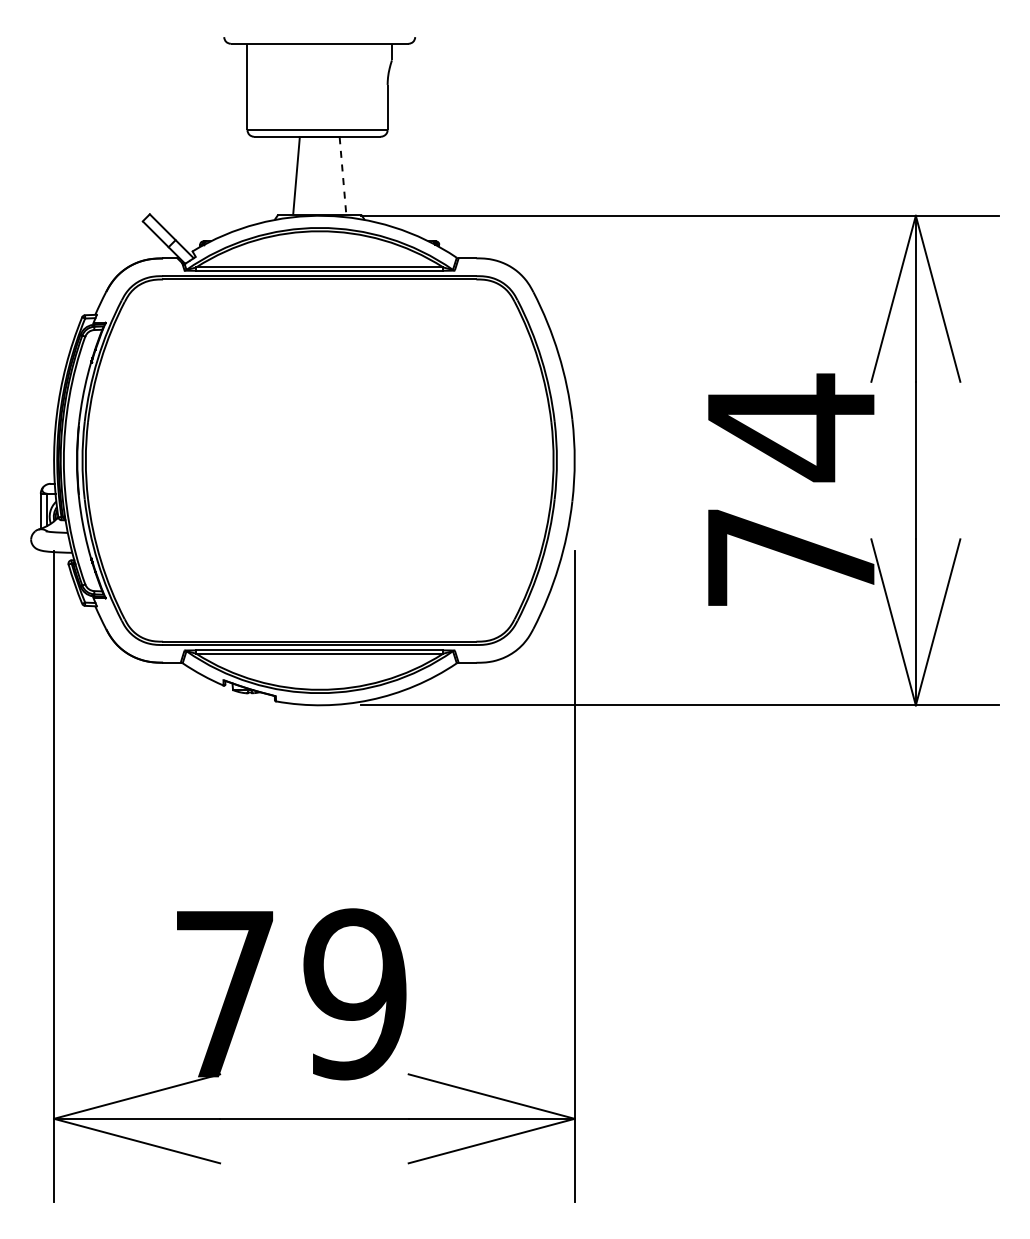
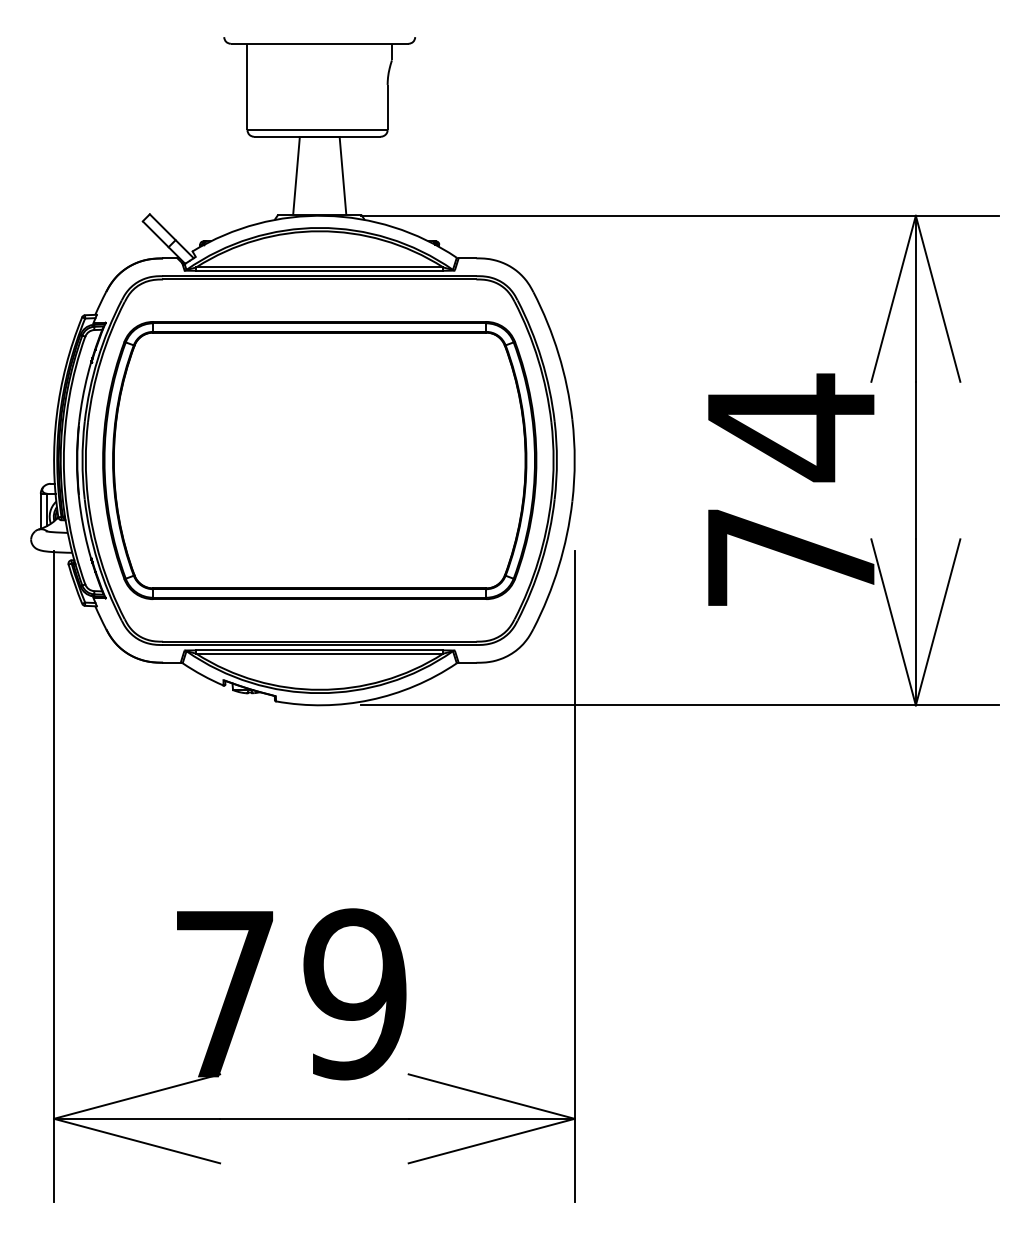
line: dashed -> solid (343, 176)
part: none -> present (319, 460)
